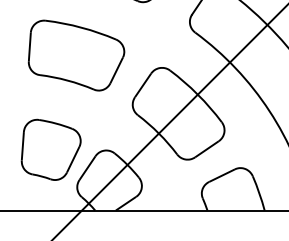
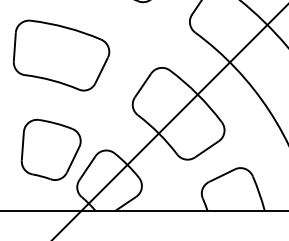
part position: (76, 55) -> (61, 55) (61, 55)
